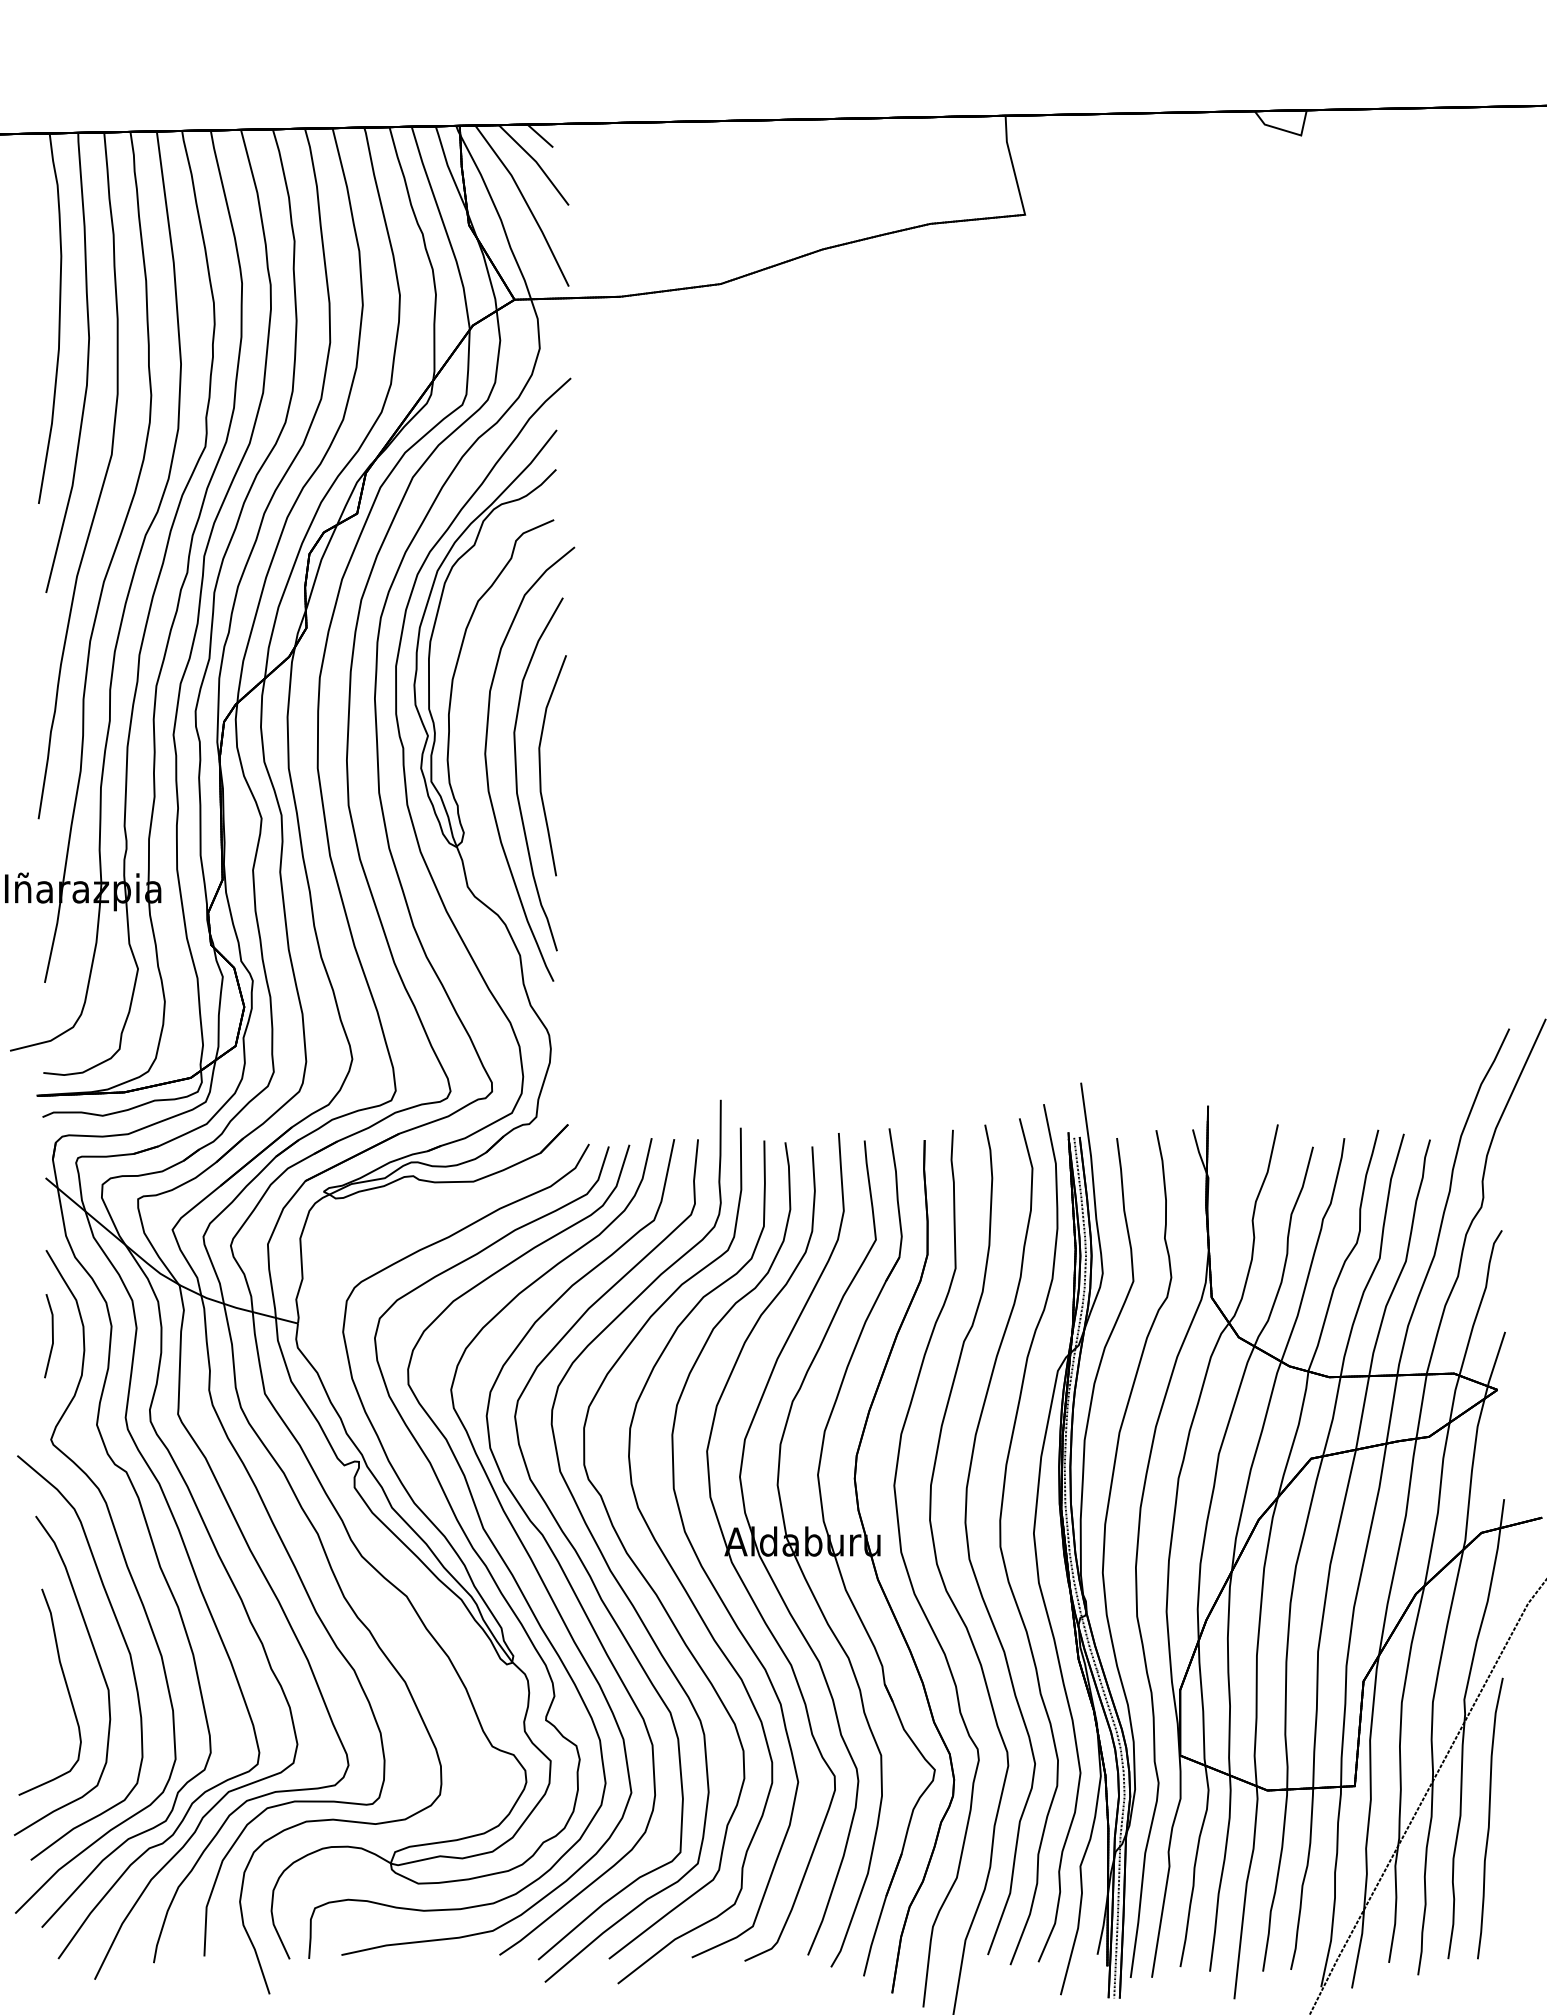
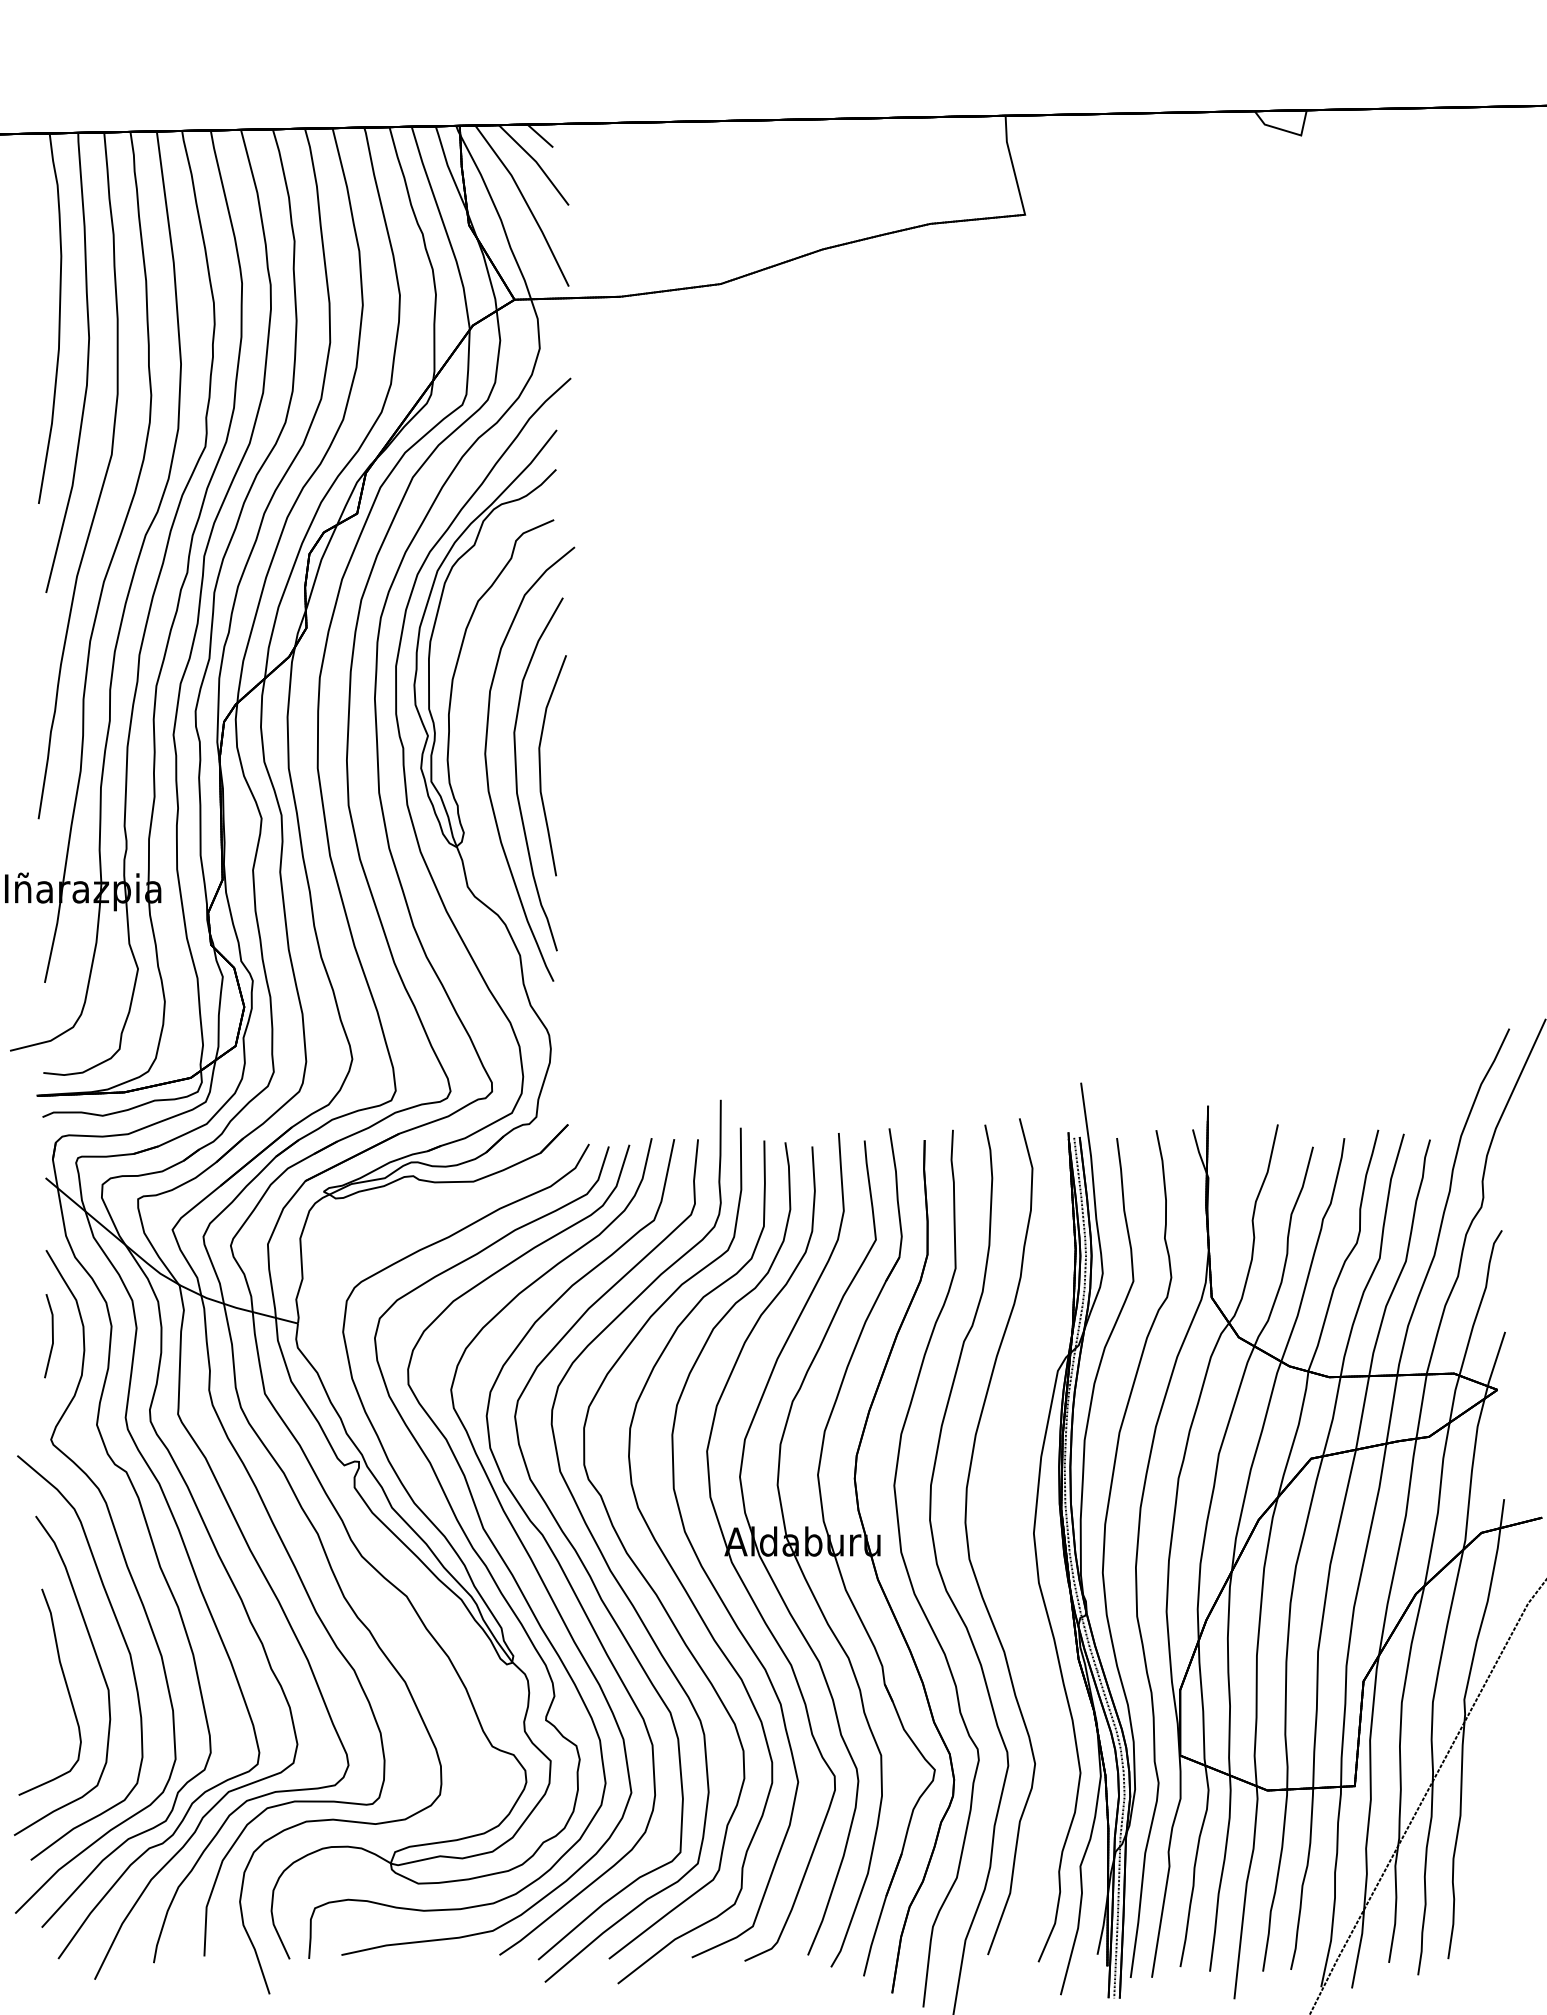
part: present -> none (1001, 1534)
part: present -> none (1490, 1818)
